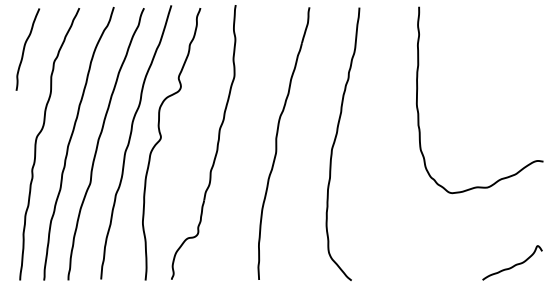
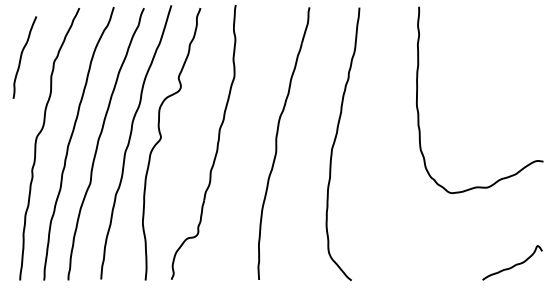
curve position: (25, 47) -> (22, 55) (22, 55)
